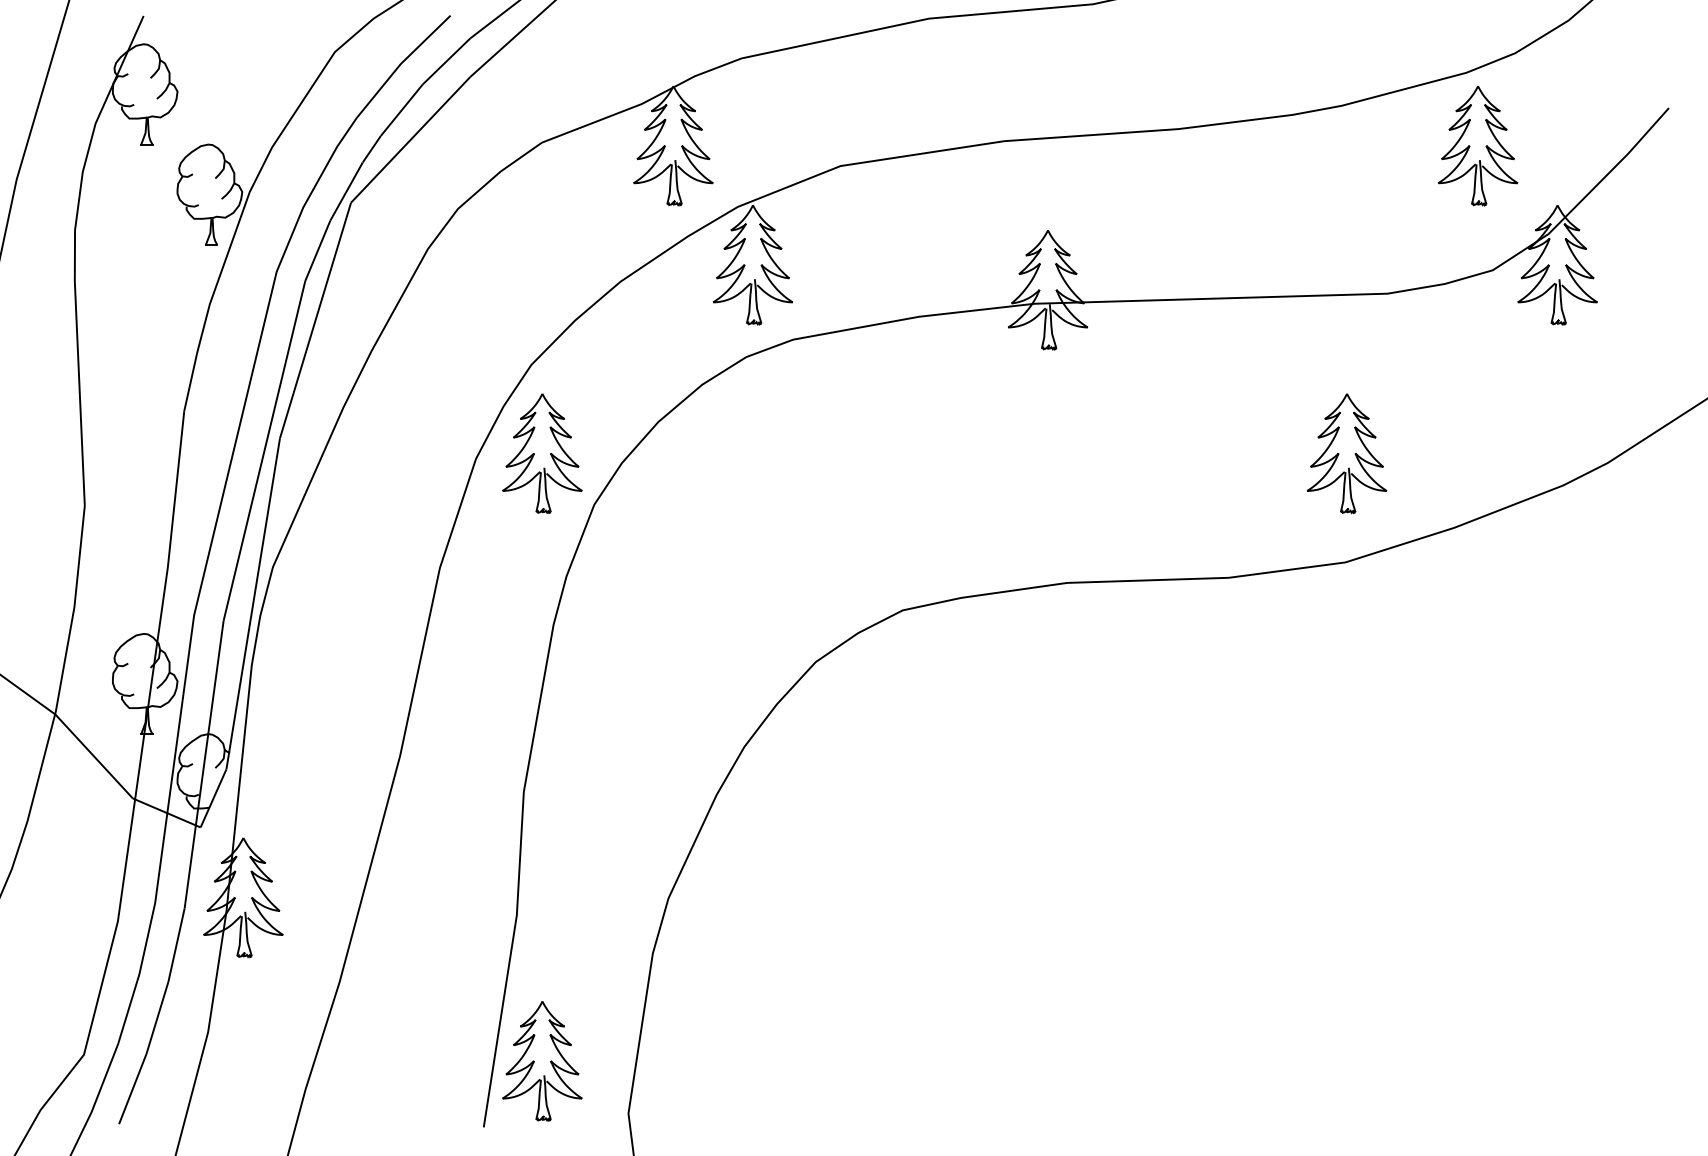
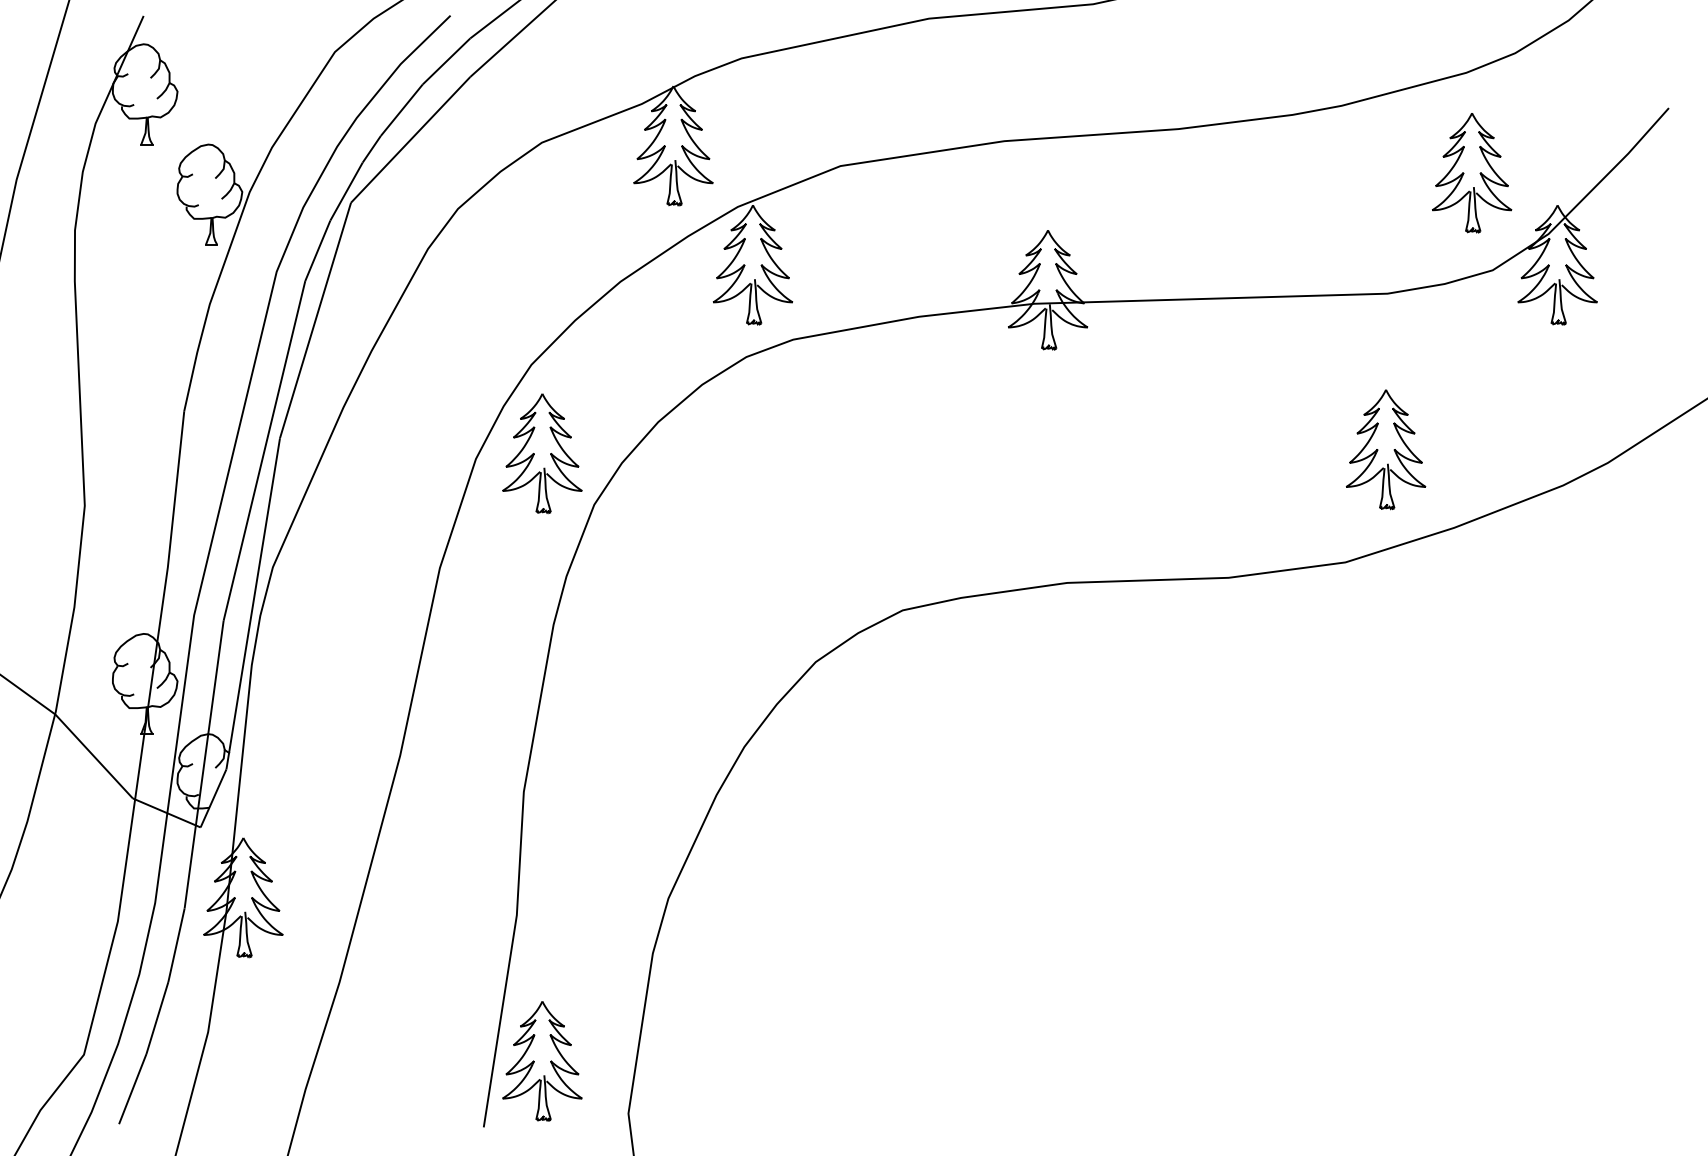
part position: (1478, 146) -> (1472, 173) (1472, 173)
part position: (1347, 453) -> (1386, 449) (1386, 449)
